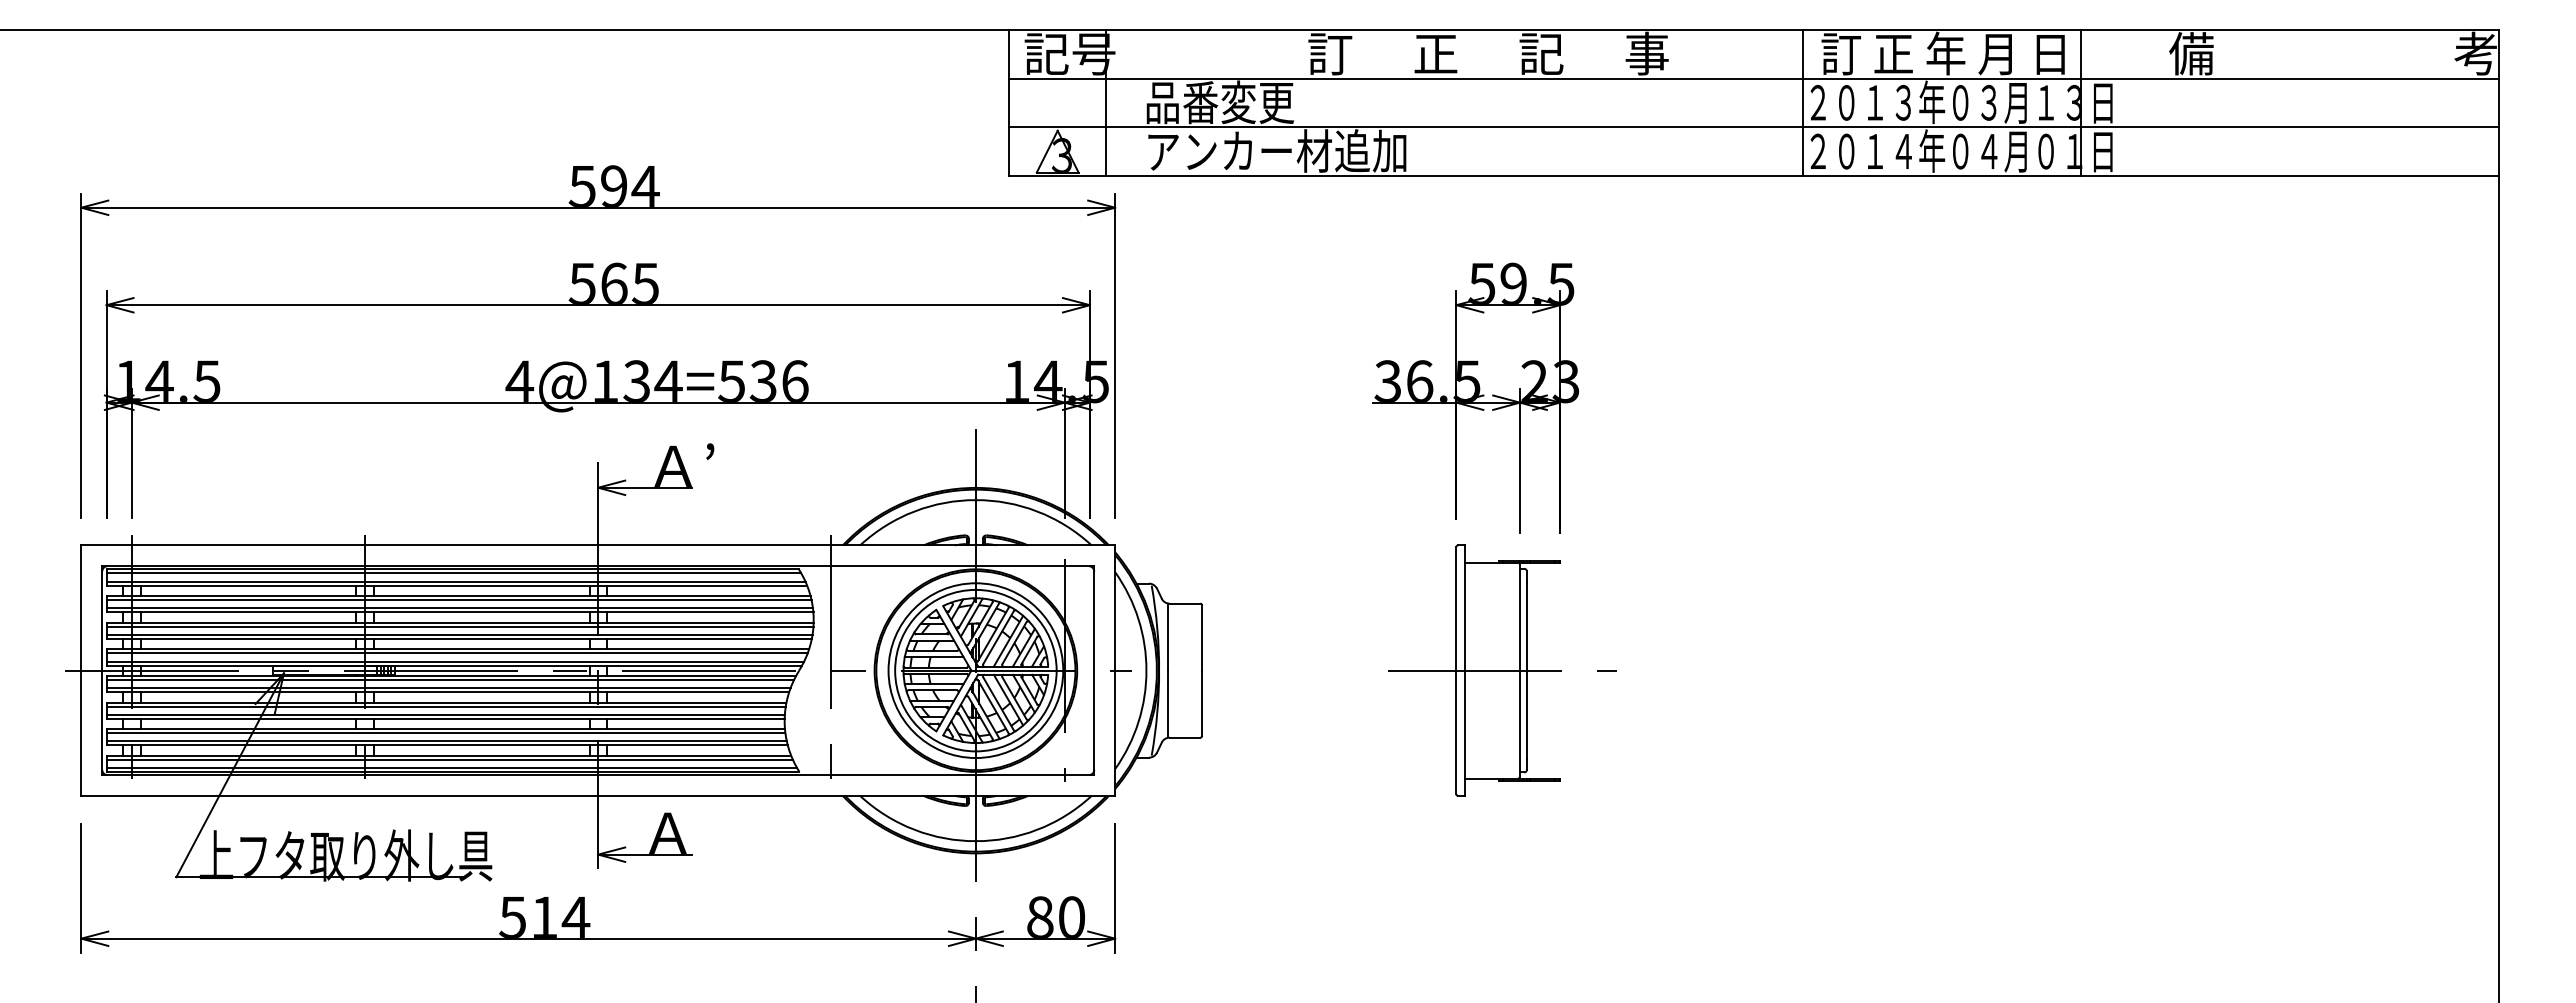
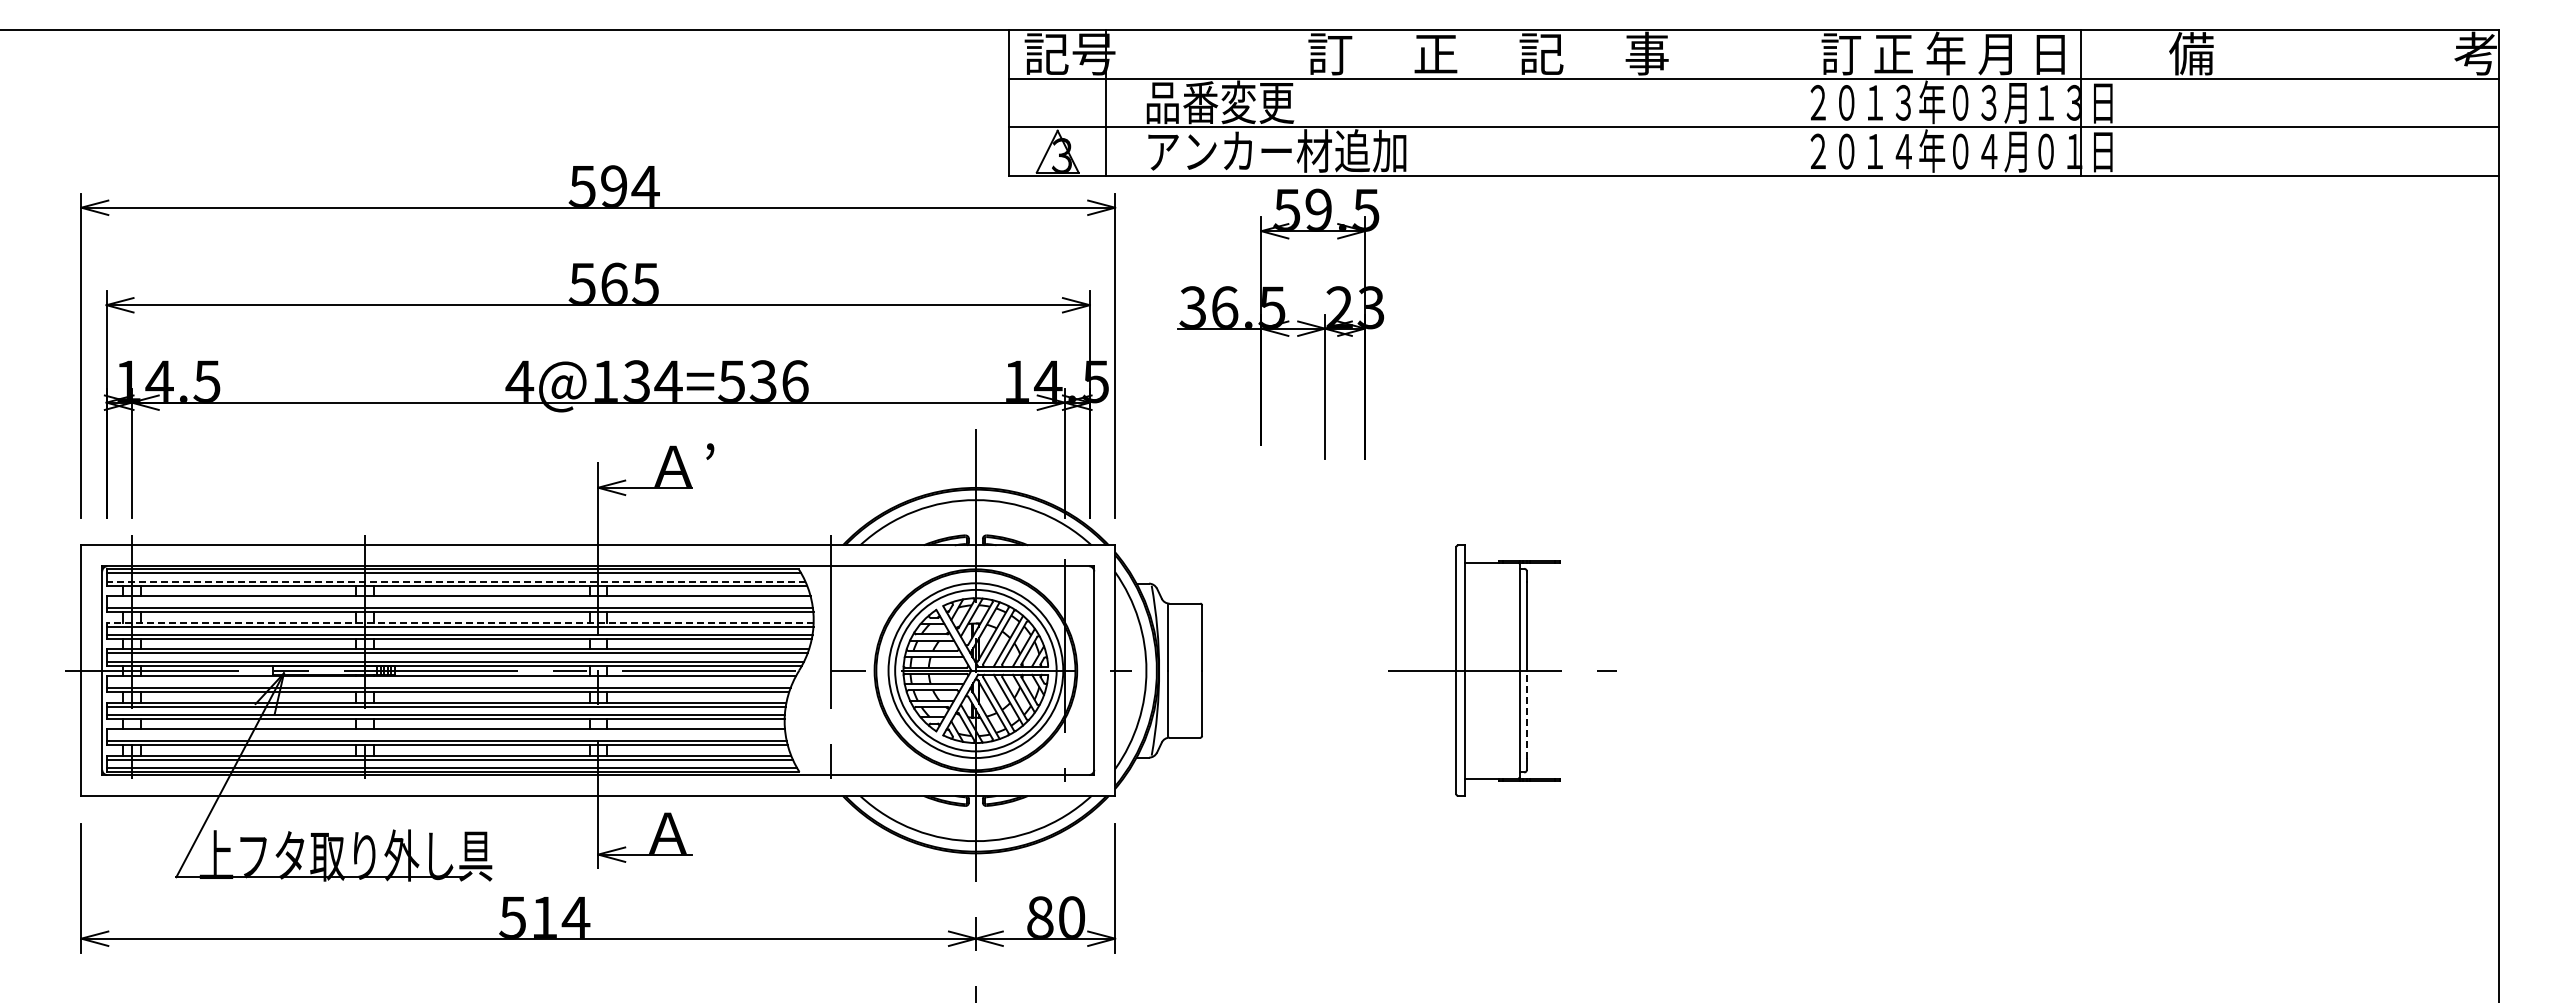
line: present -> none (1802, 102)
part position: (1475, 397) -> (1280, 323) (1280, 323)
line: solid -> dashed (455, 581)
line: present -> none (458, 599)
line: solid -> dashed (460, 622)
line: present -> none (450, 679)
line: solid -> dashed (1526, 714)
line: present -> none (445, 733)
